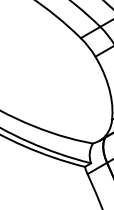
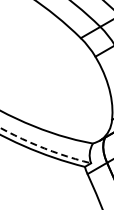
arc: solid -> dashed (44, 148)
